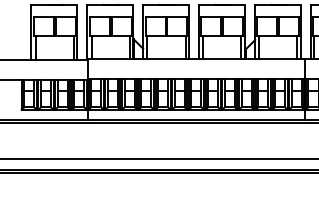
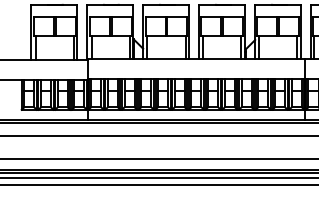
line: none -> present (158, 136)
line: none -> present (158, 177)
line: none -> present (158, 184)
